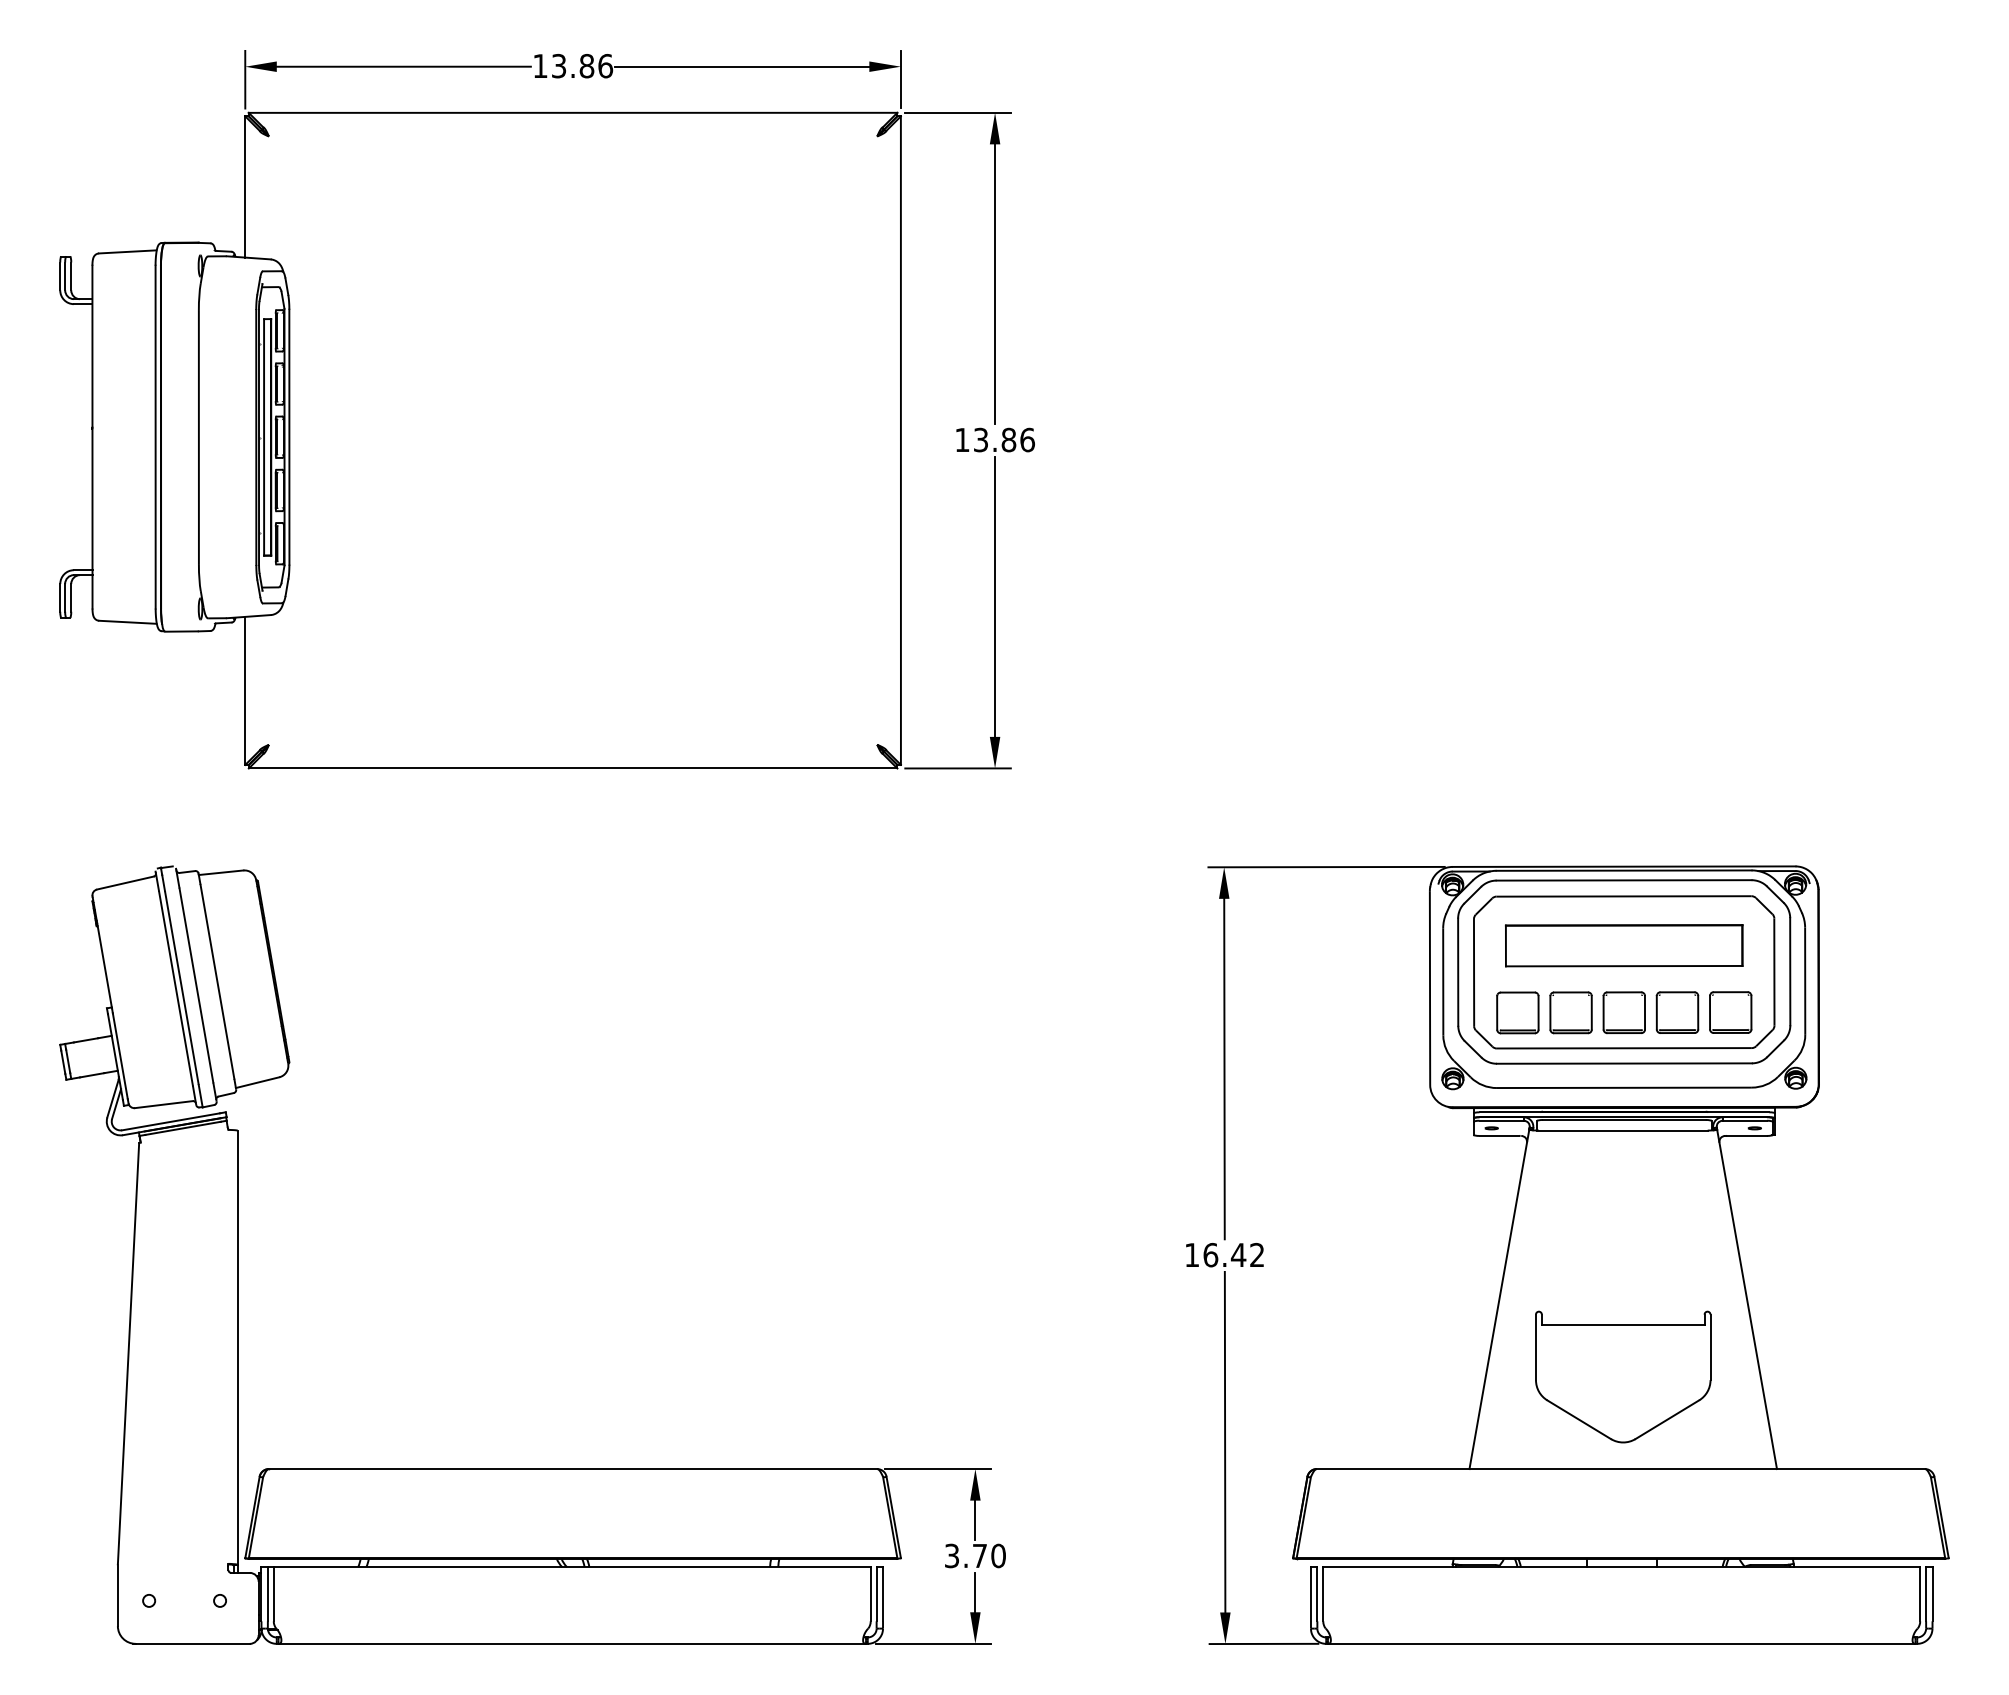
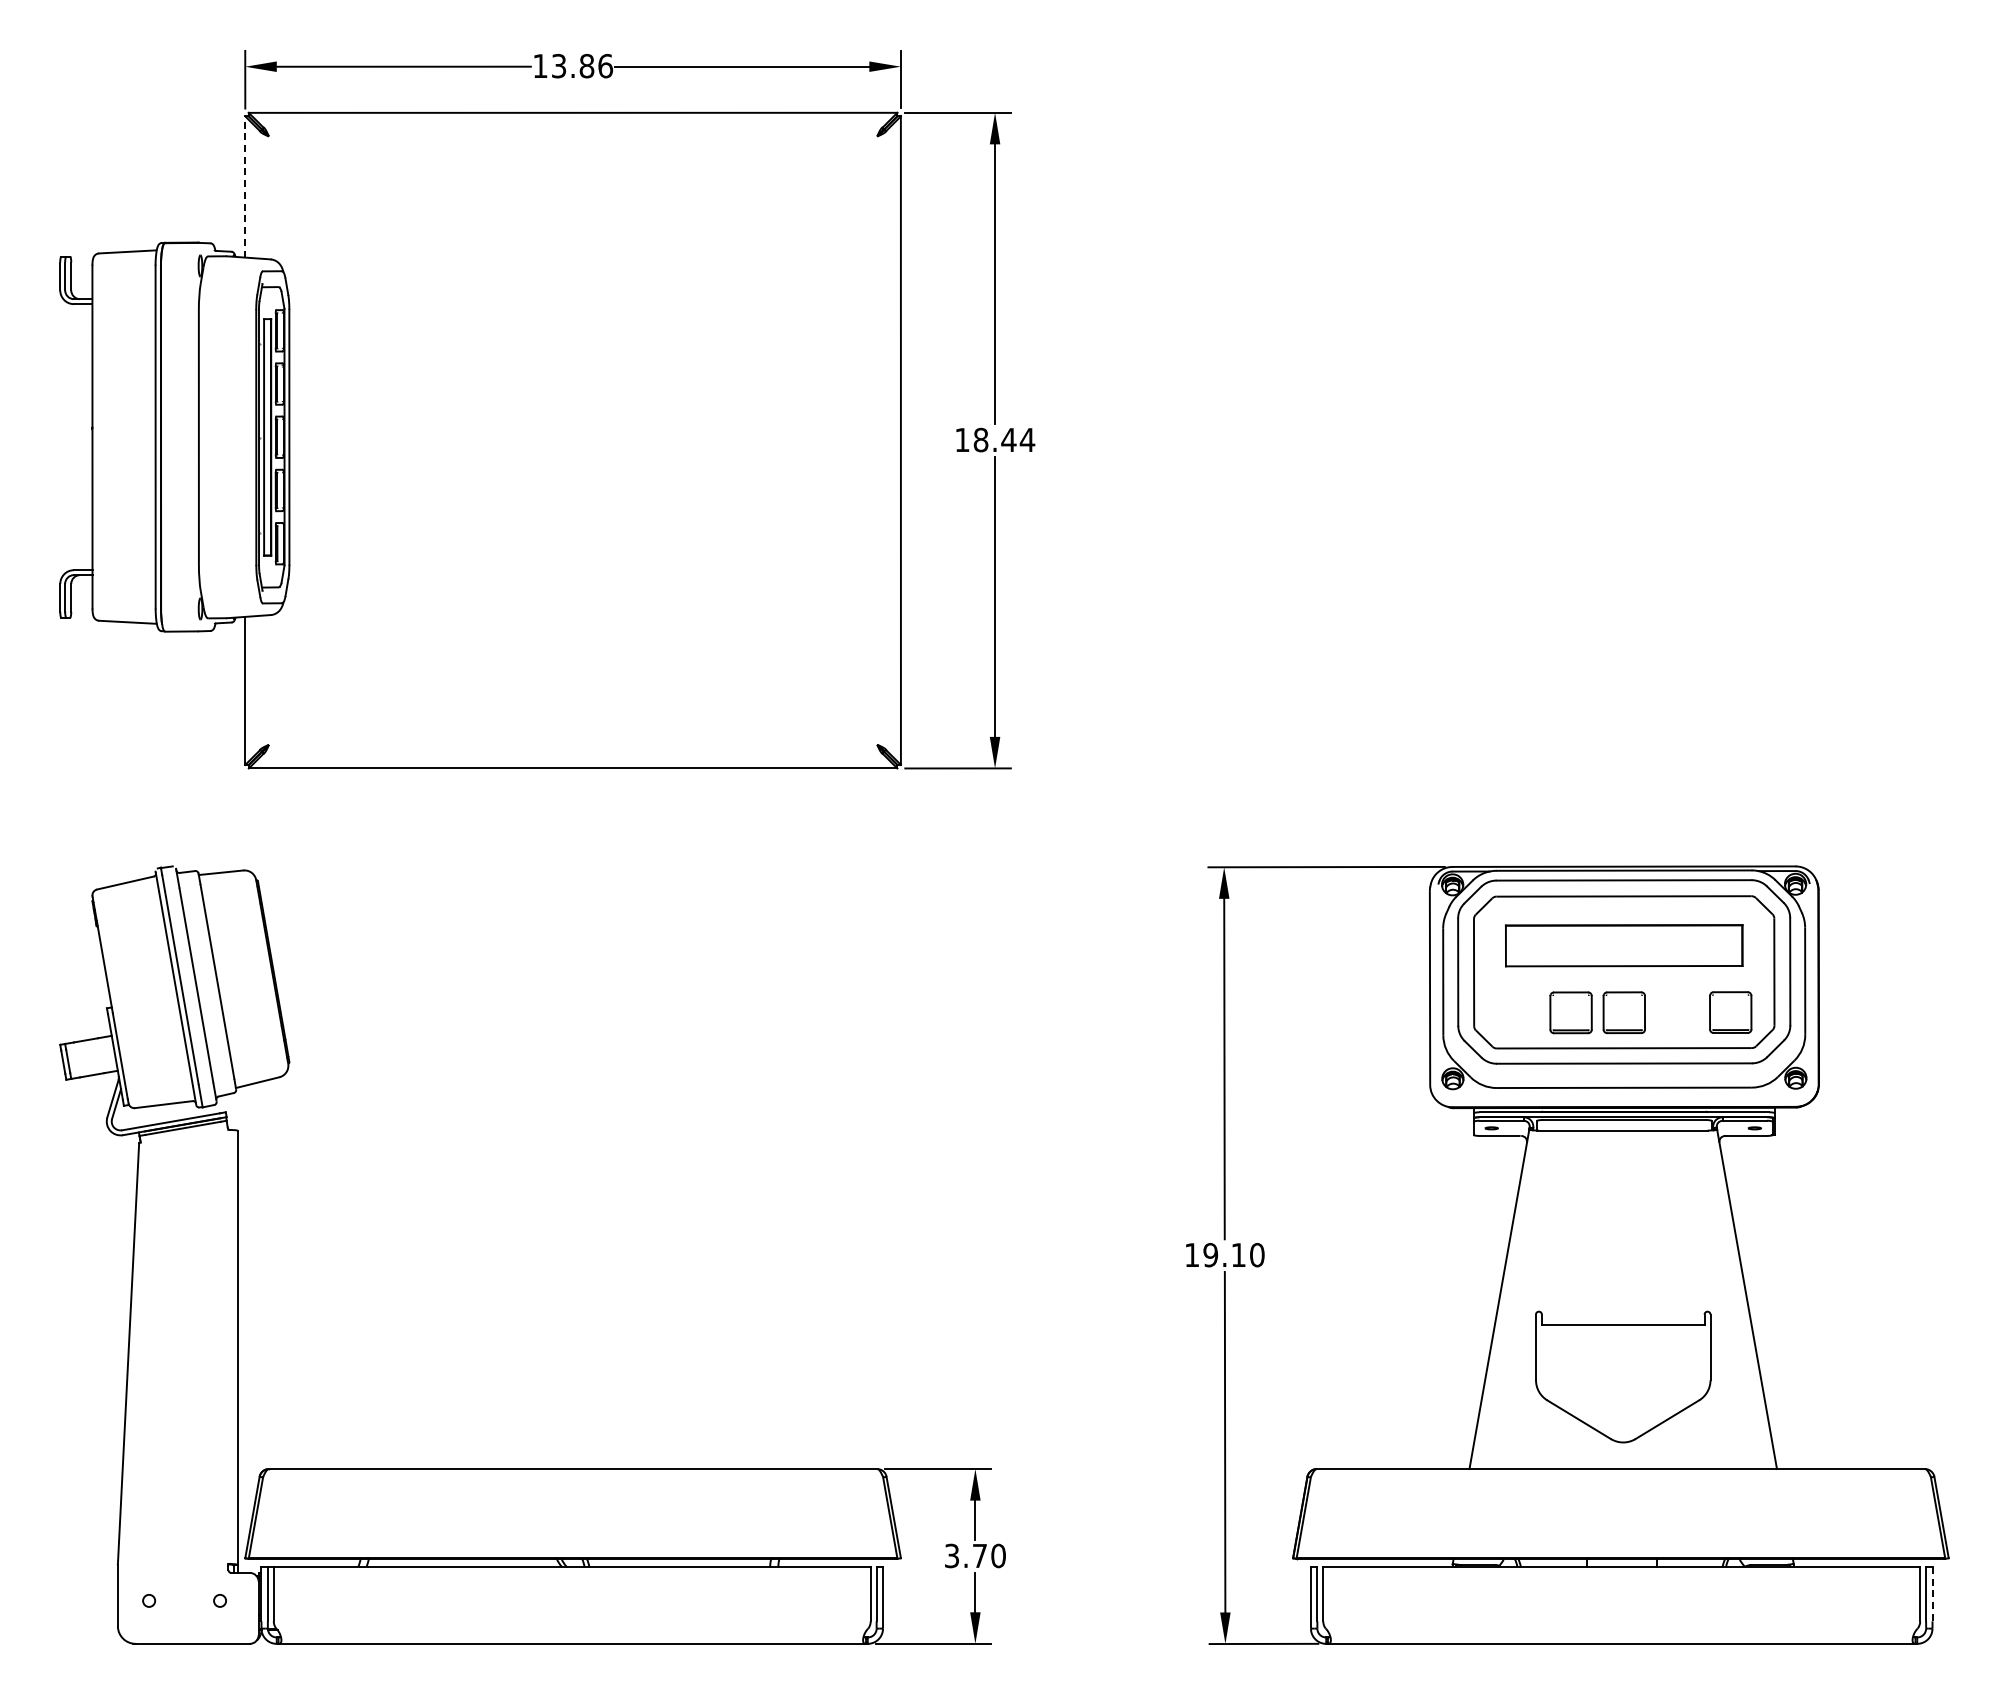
line: solid -> dashed (245, 186)
text: 13.86 -> 18.44 (1004, 439)
part: present -> none (1517, 1012)
part: present -> none (1677, 1012)
text: 16.42 -> 19.10 (1233, 1254)
line: solid -> dashed (1932, 1594)
